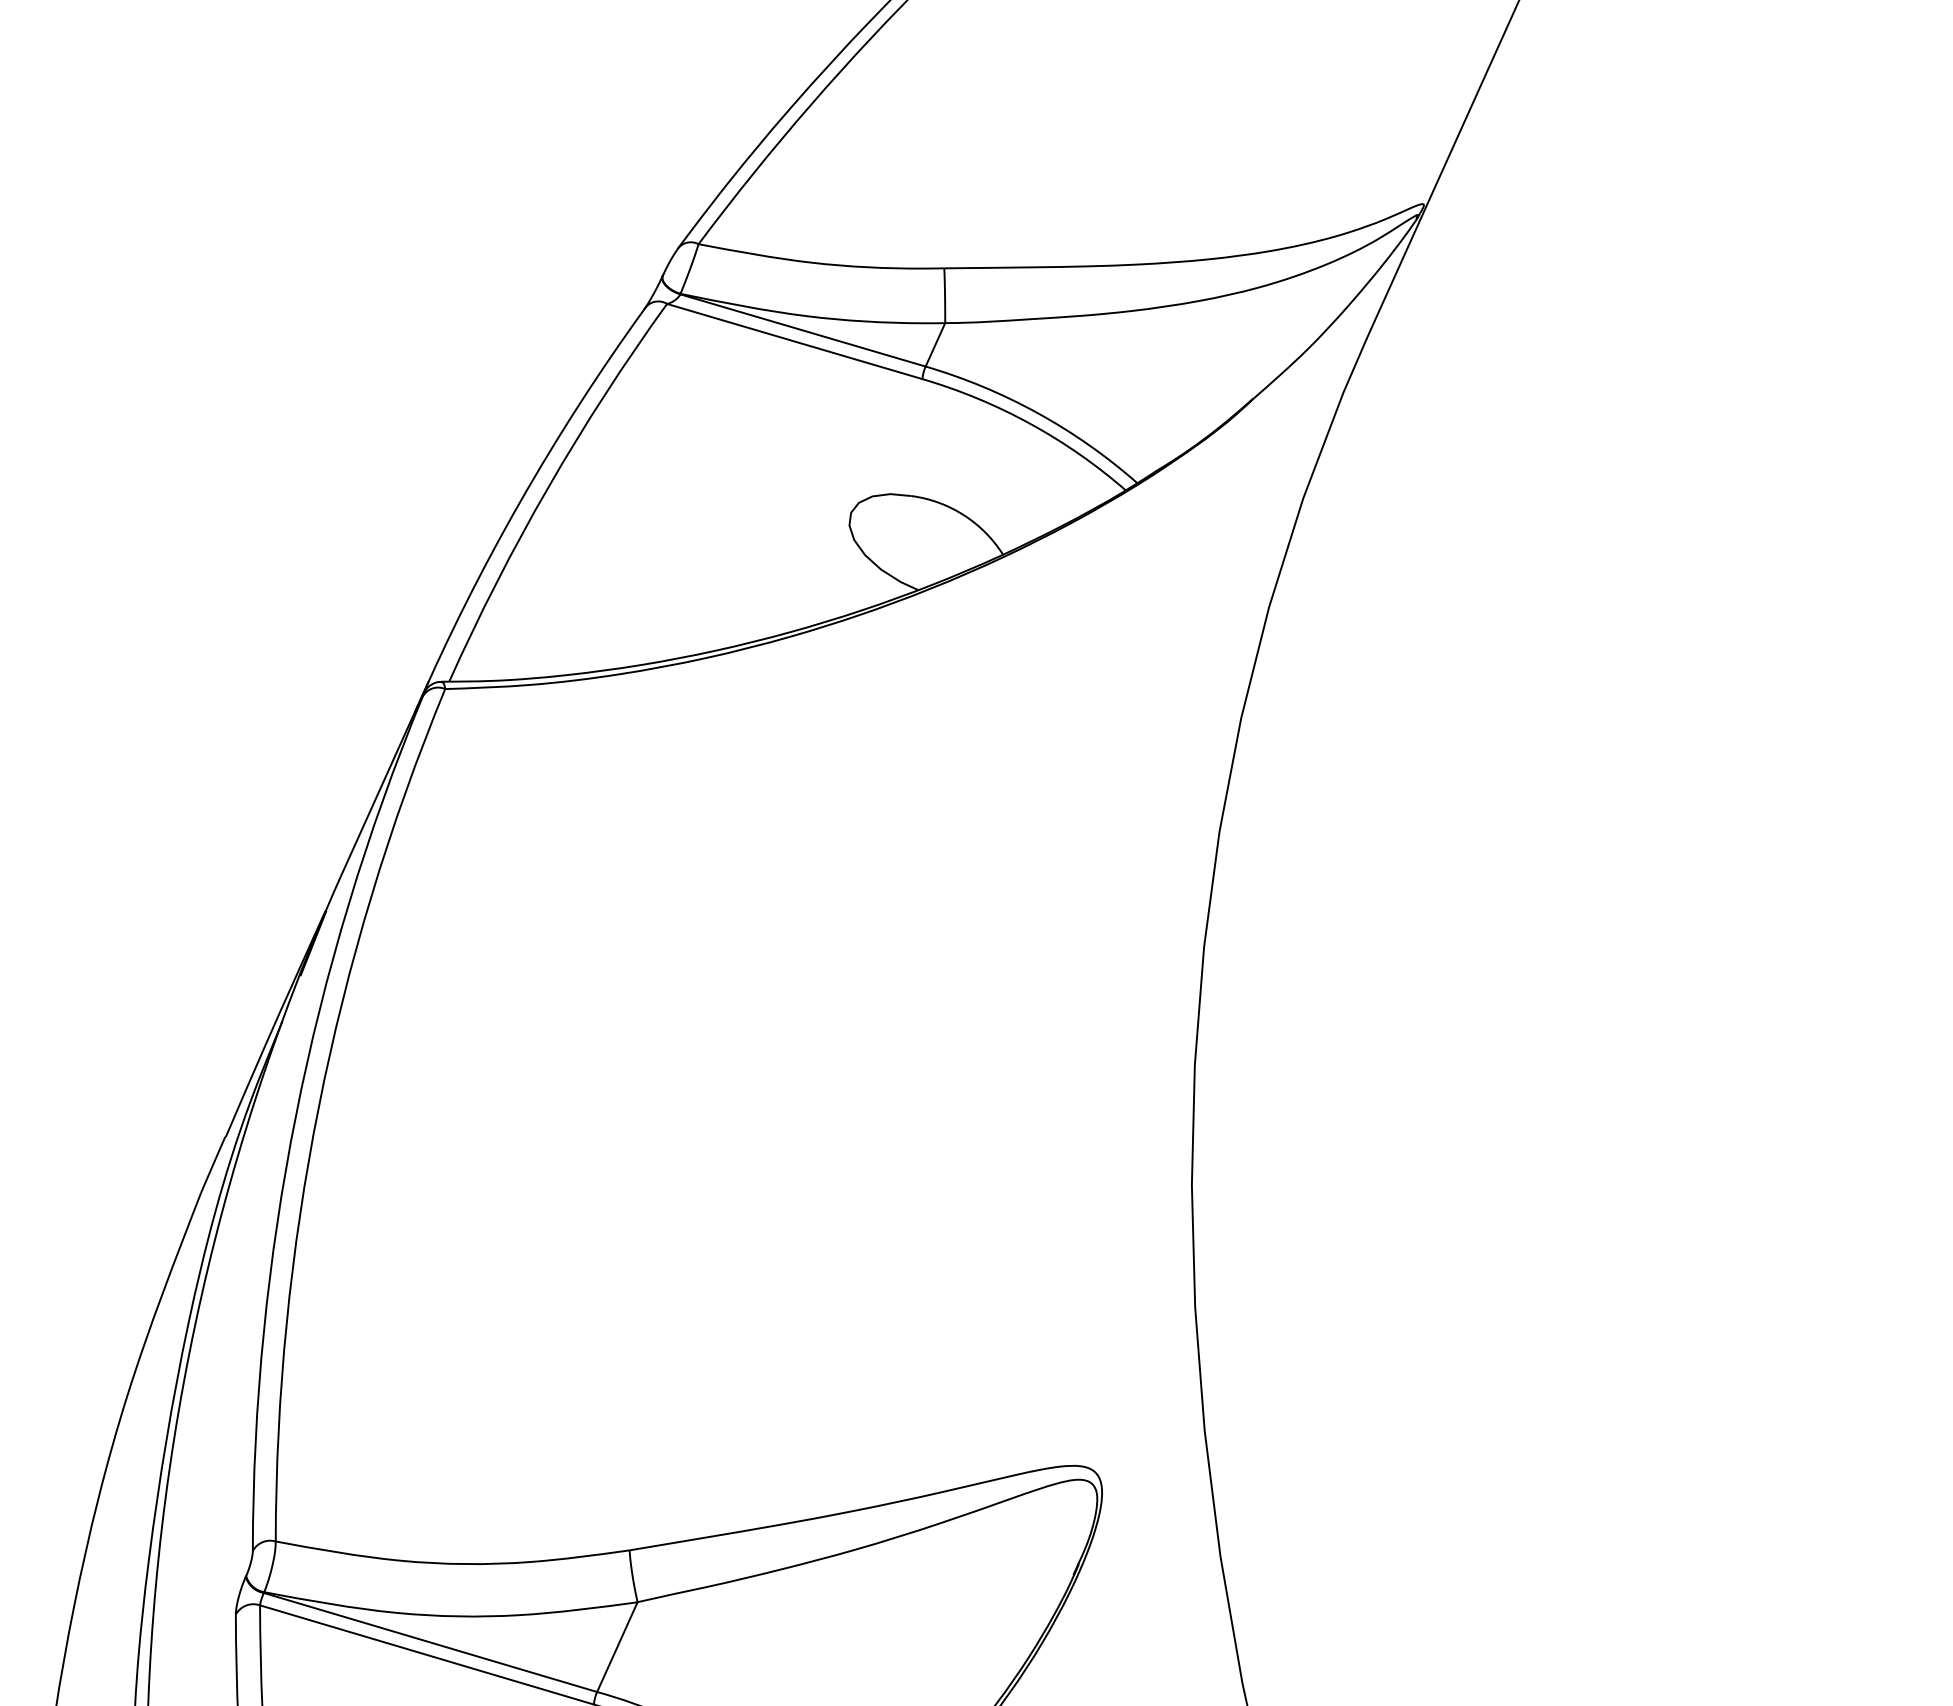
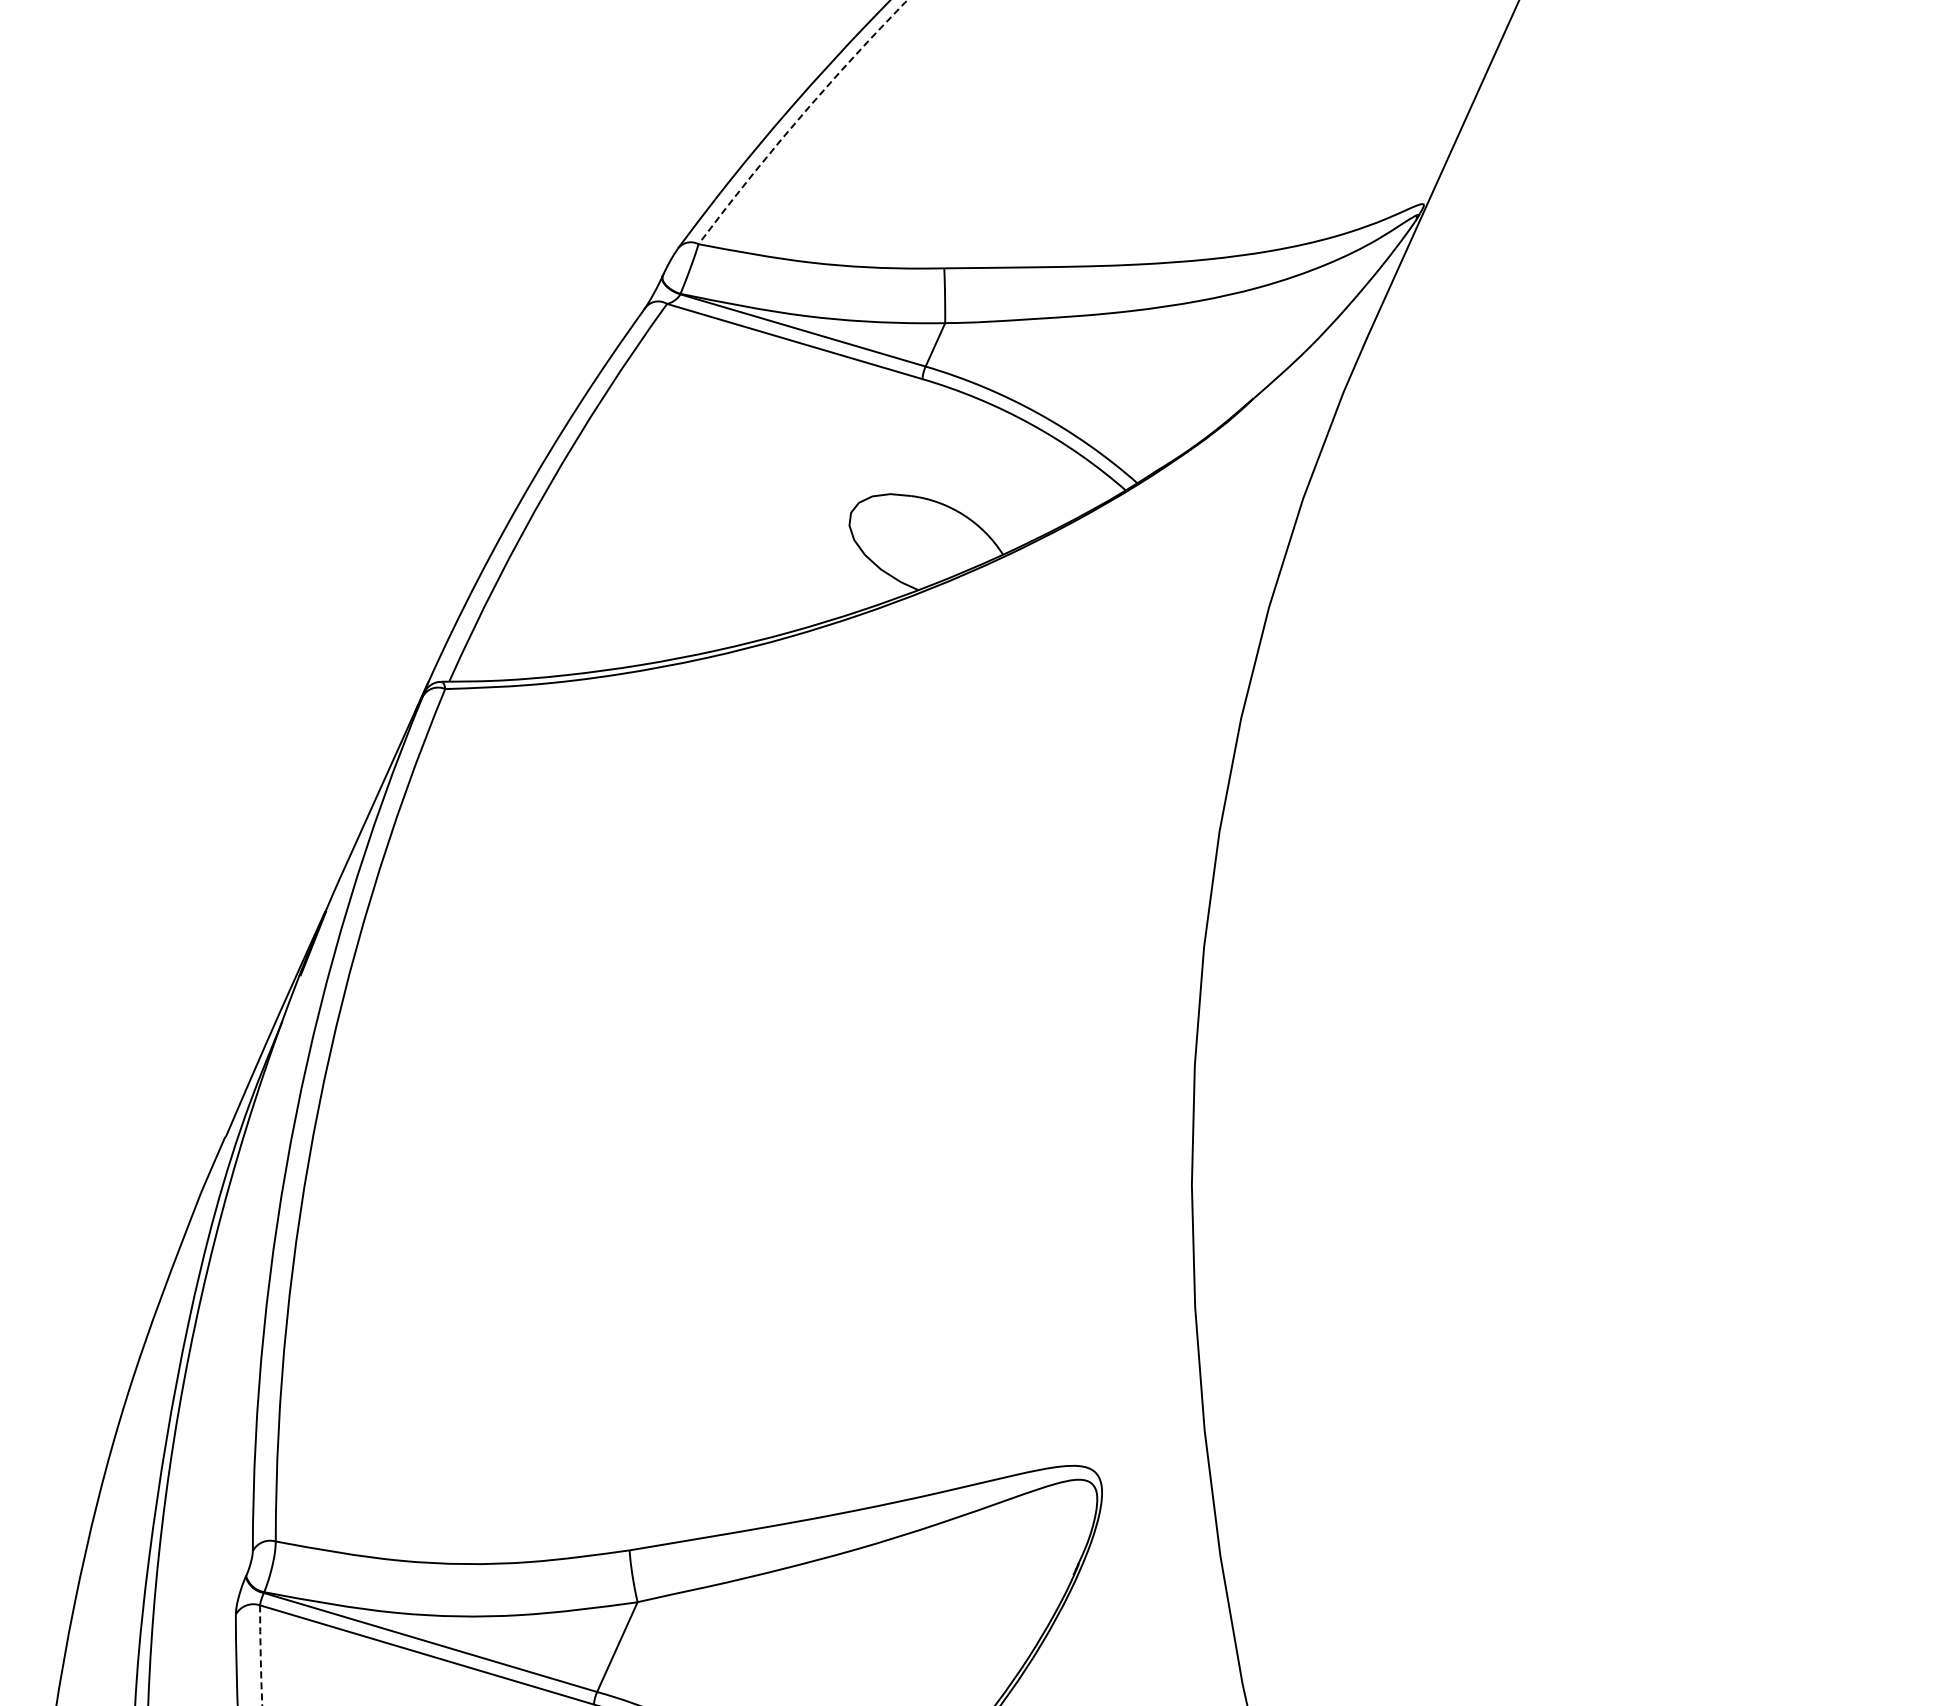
arc: solid -> dashed (799, 118)
arc: solid -> dashed (260, 1655)
